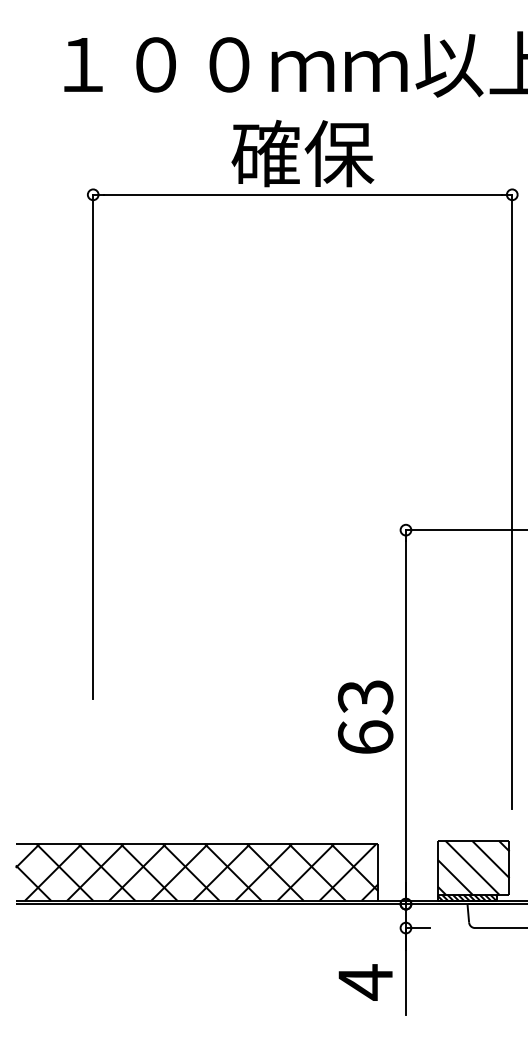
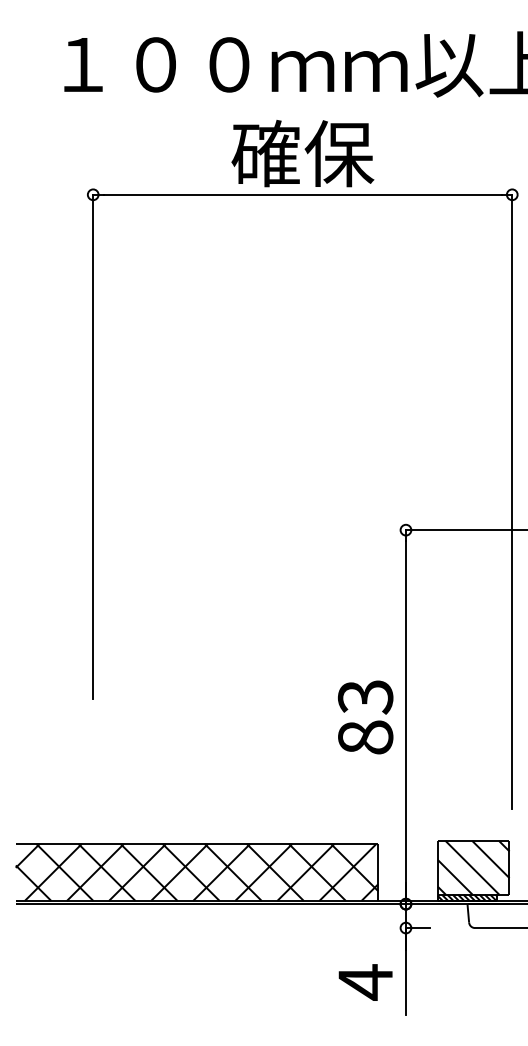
text: 63 -> 83 (365, 737)
